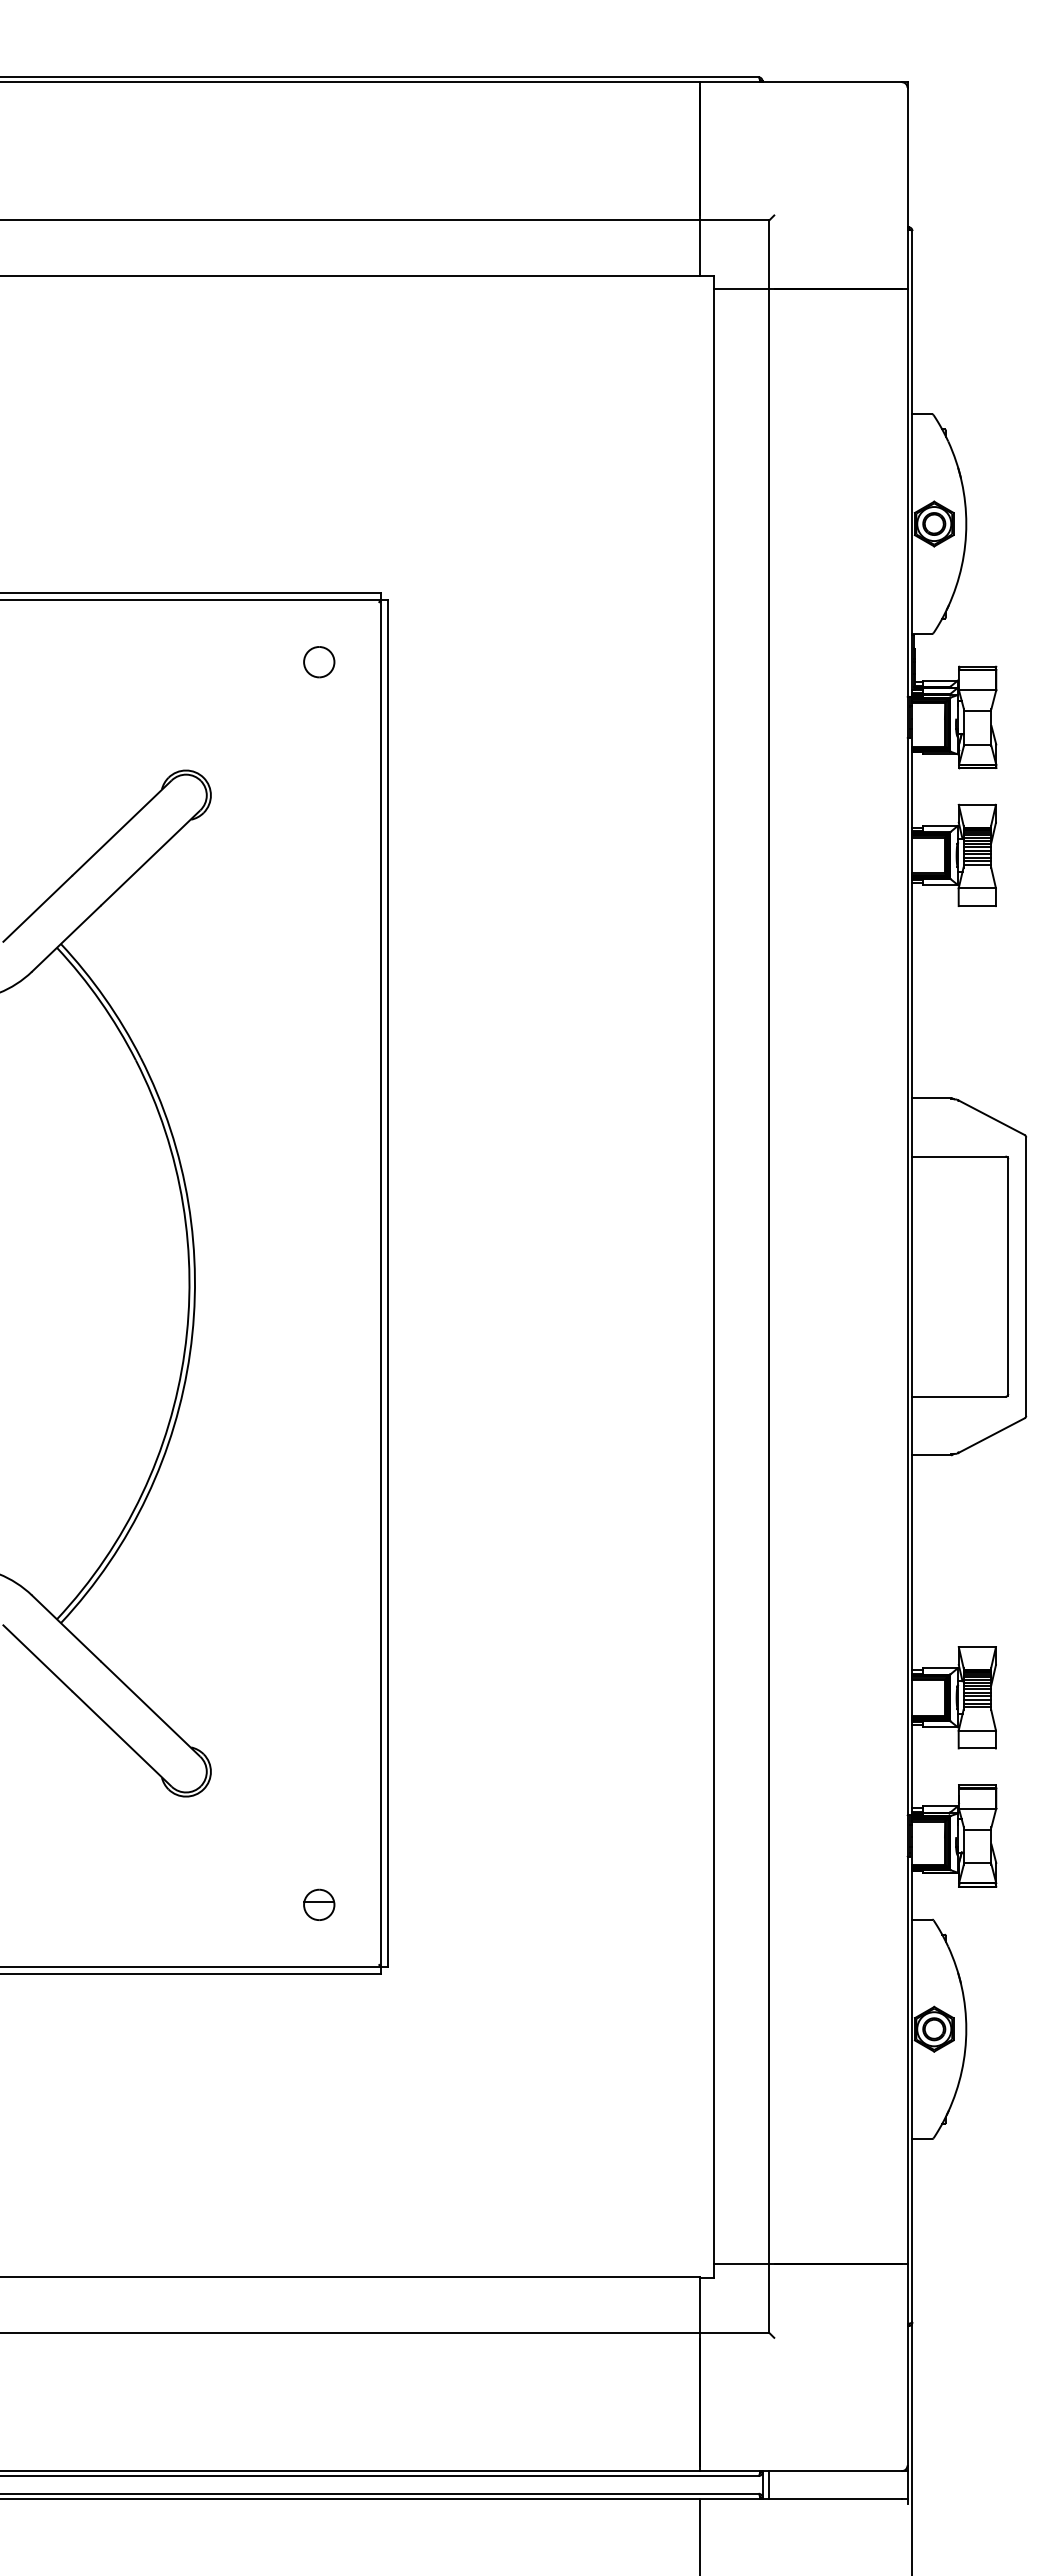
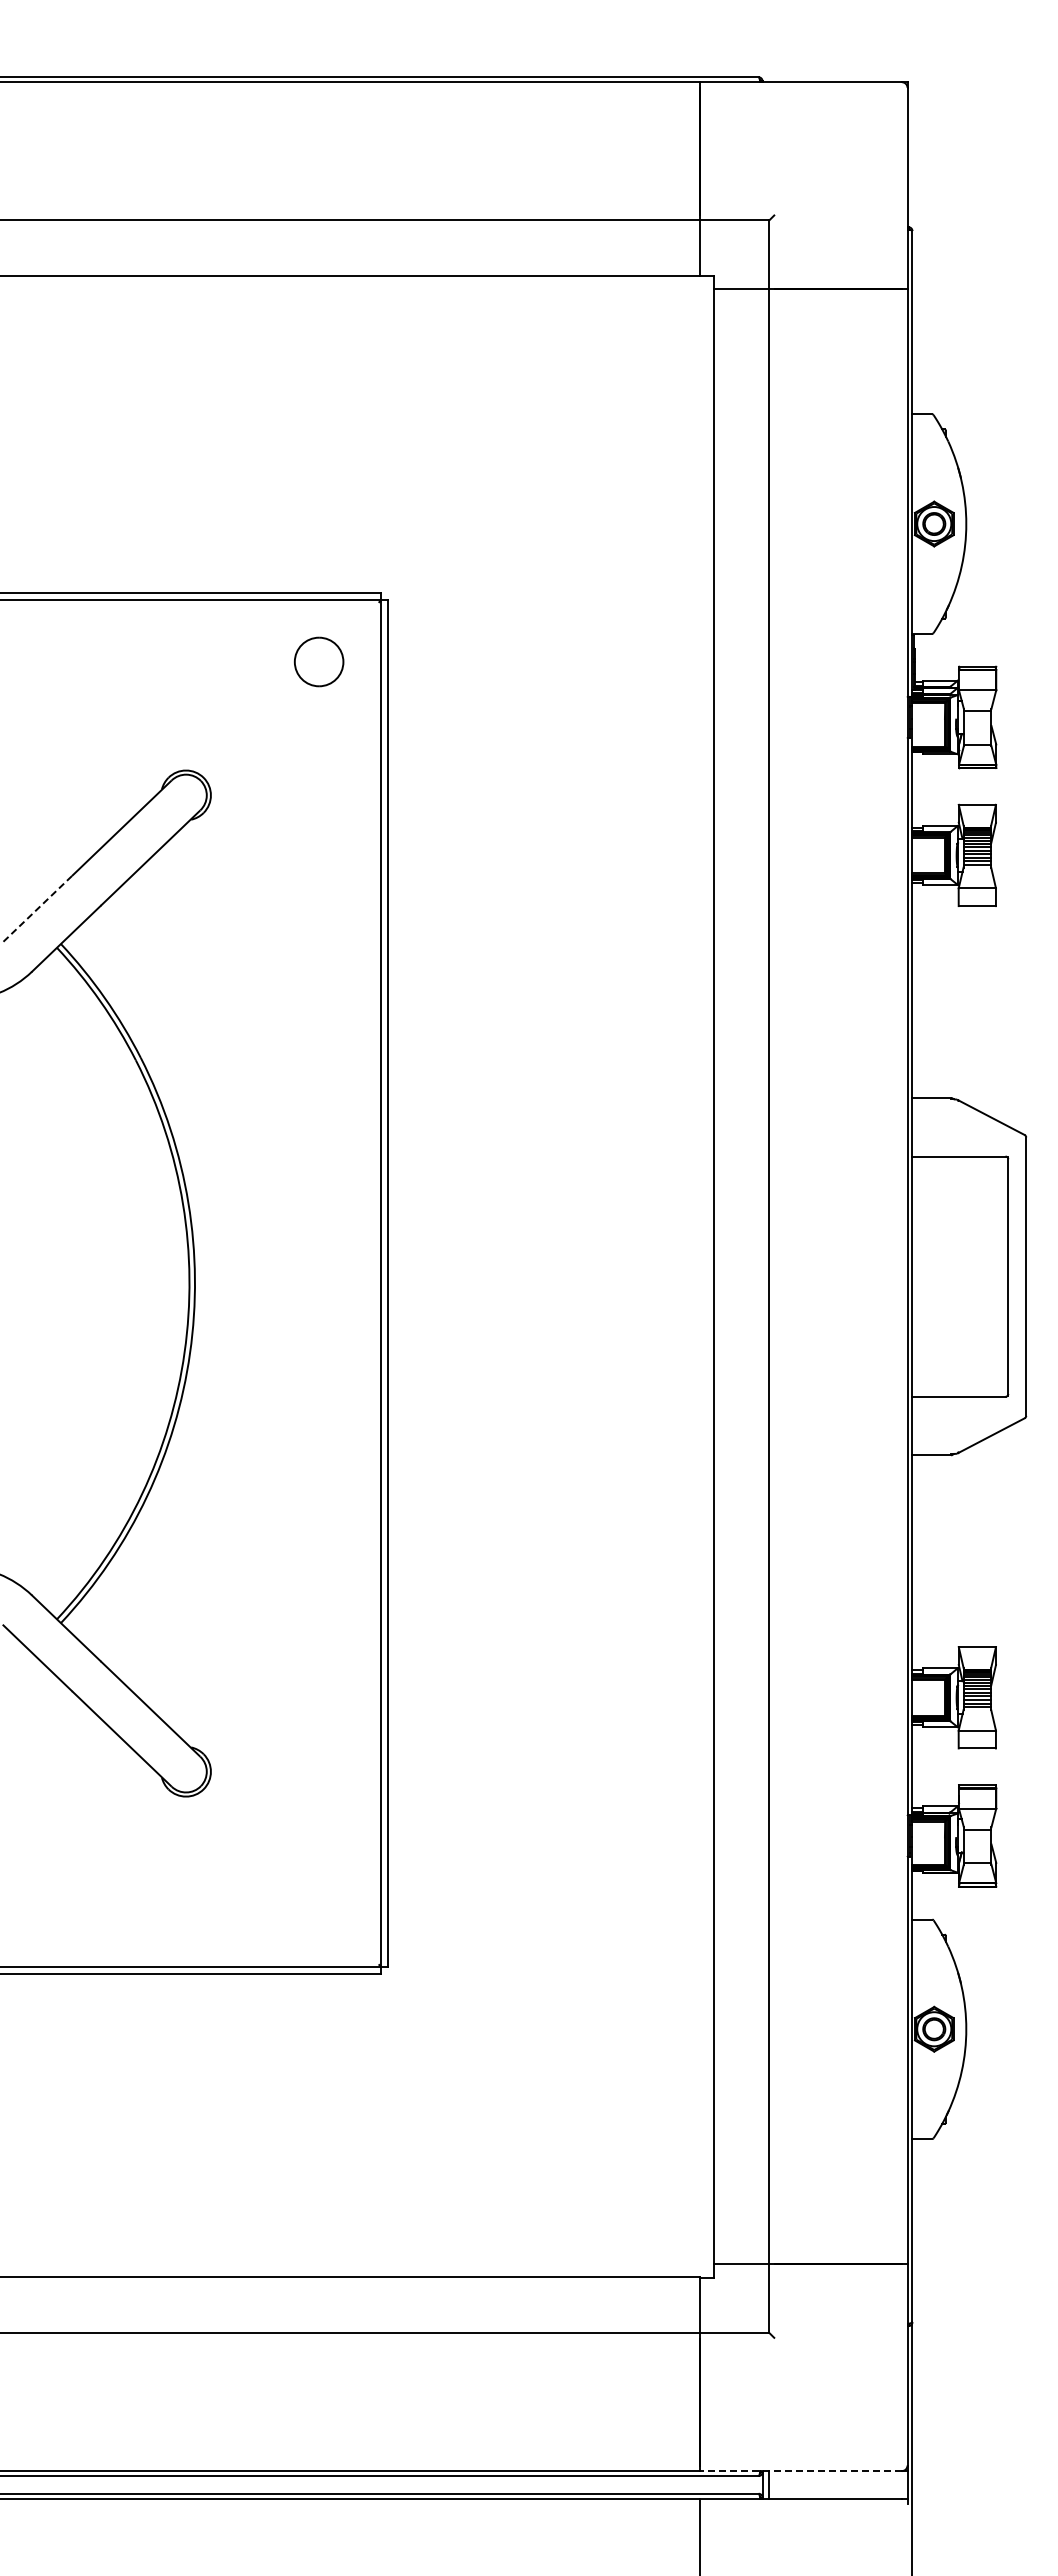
part size: 33x33 px -> 51x52 px (319, 661)
line: solid -> dashed (37, 908)
part: present -> none (319, 1904)
line: solid -> dashed (801, 2471)
